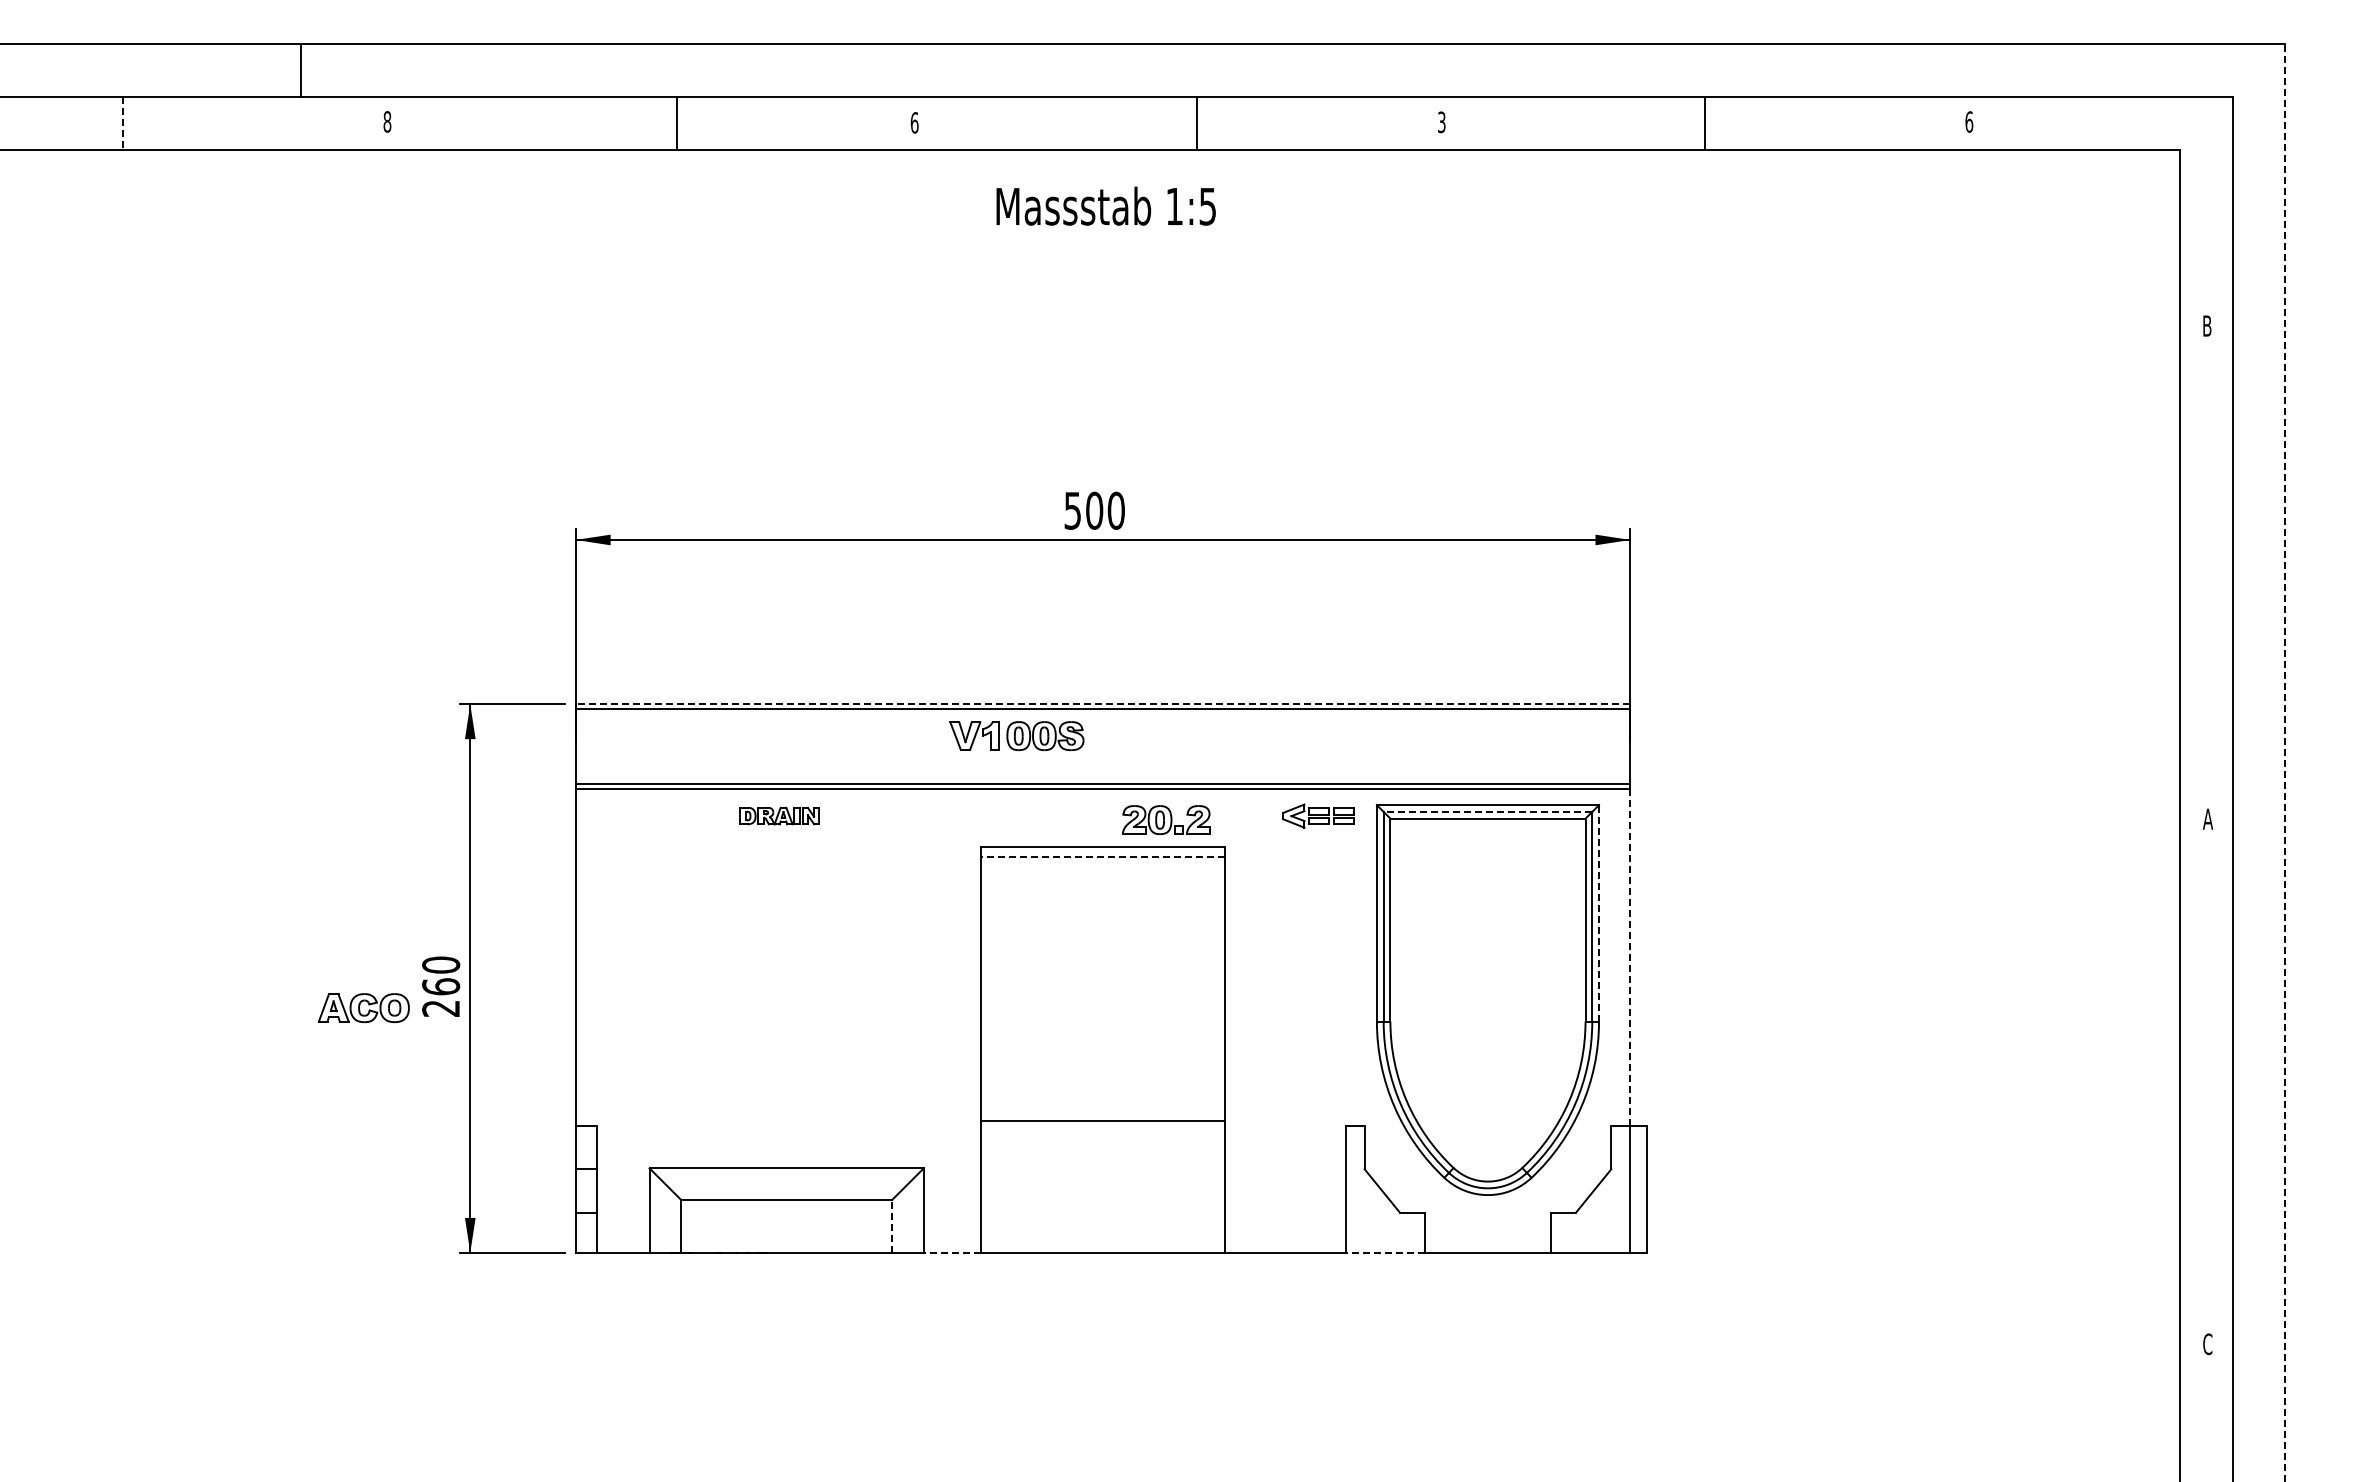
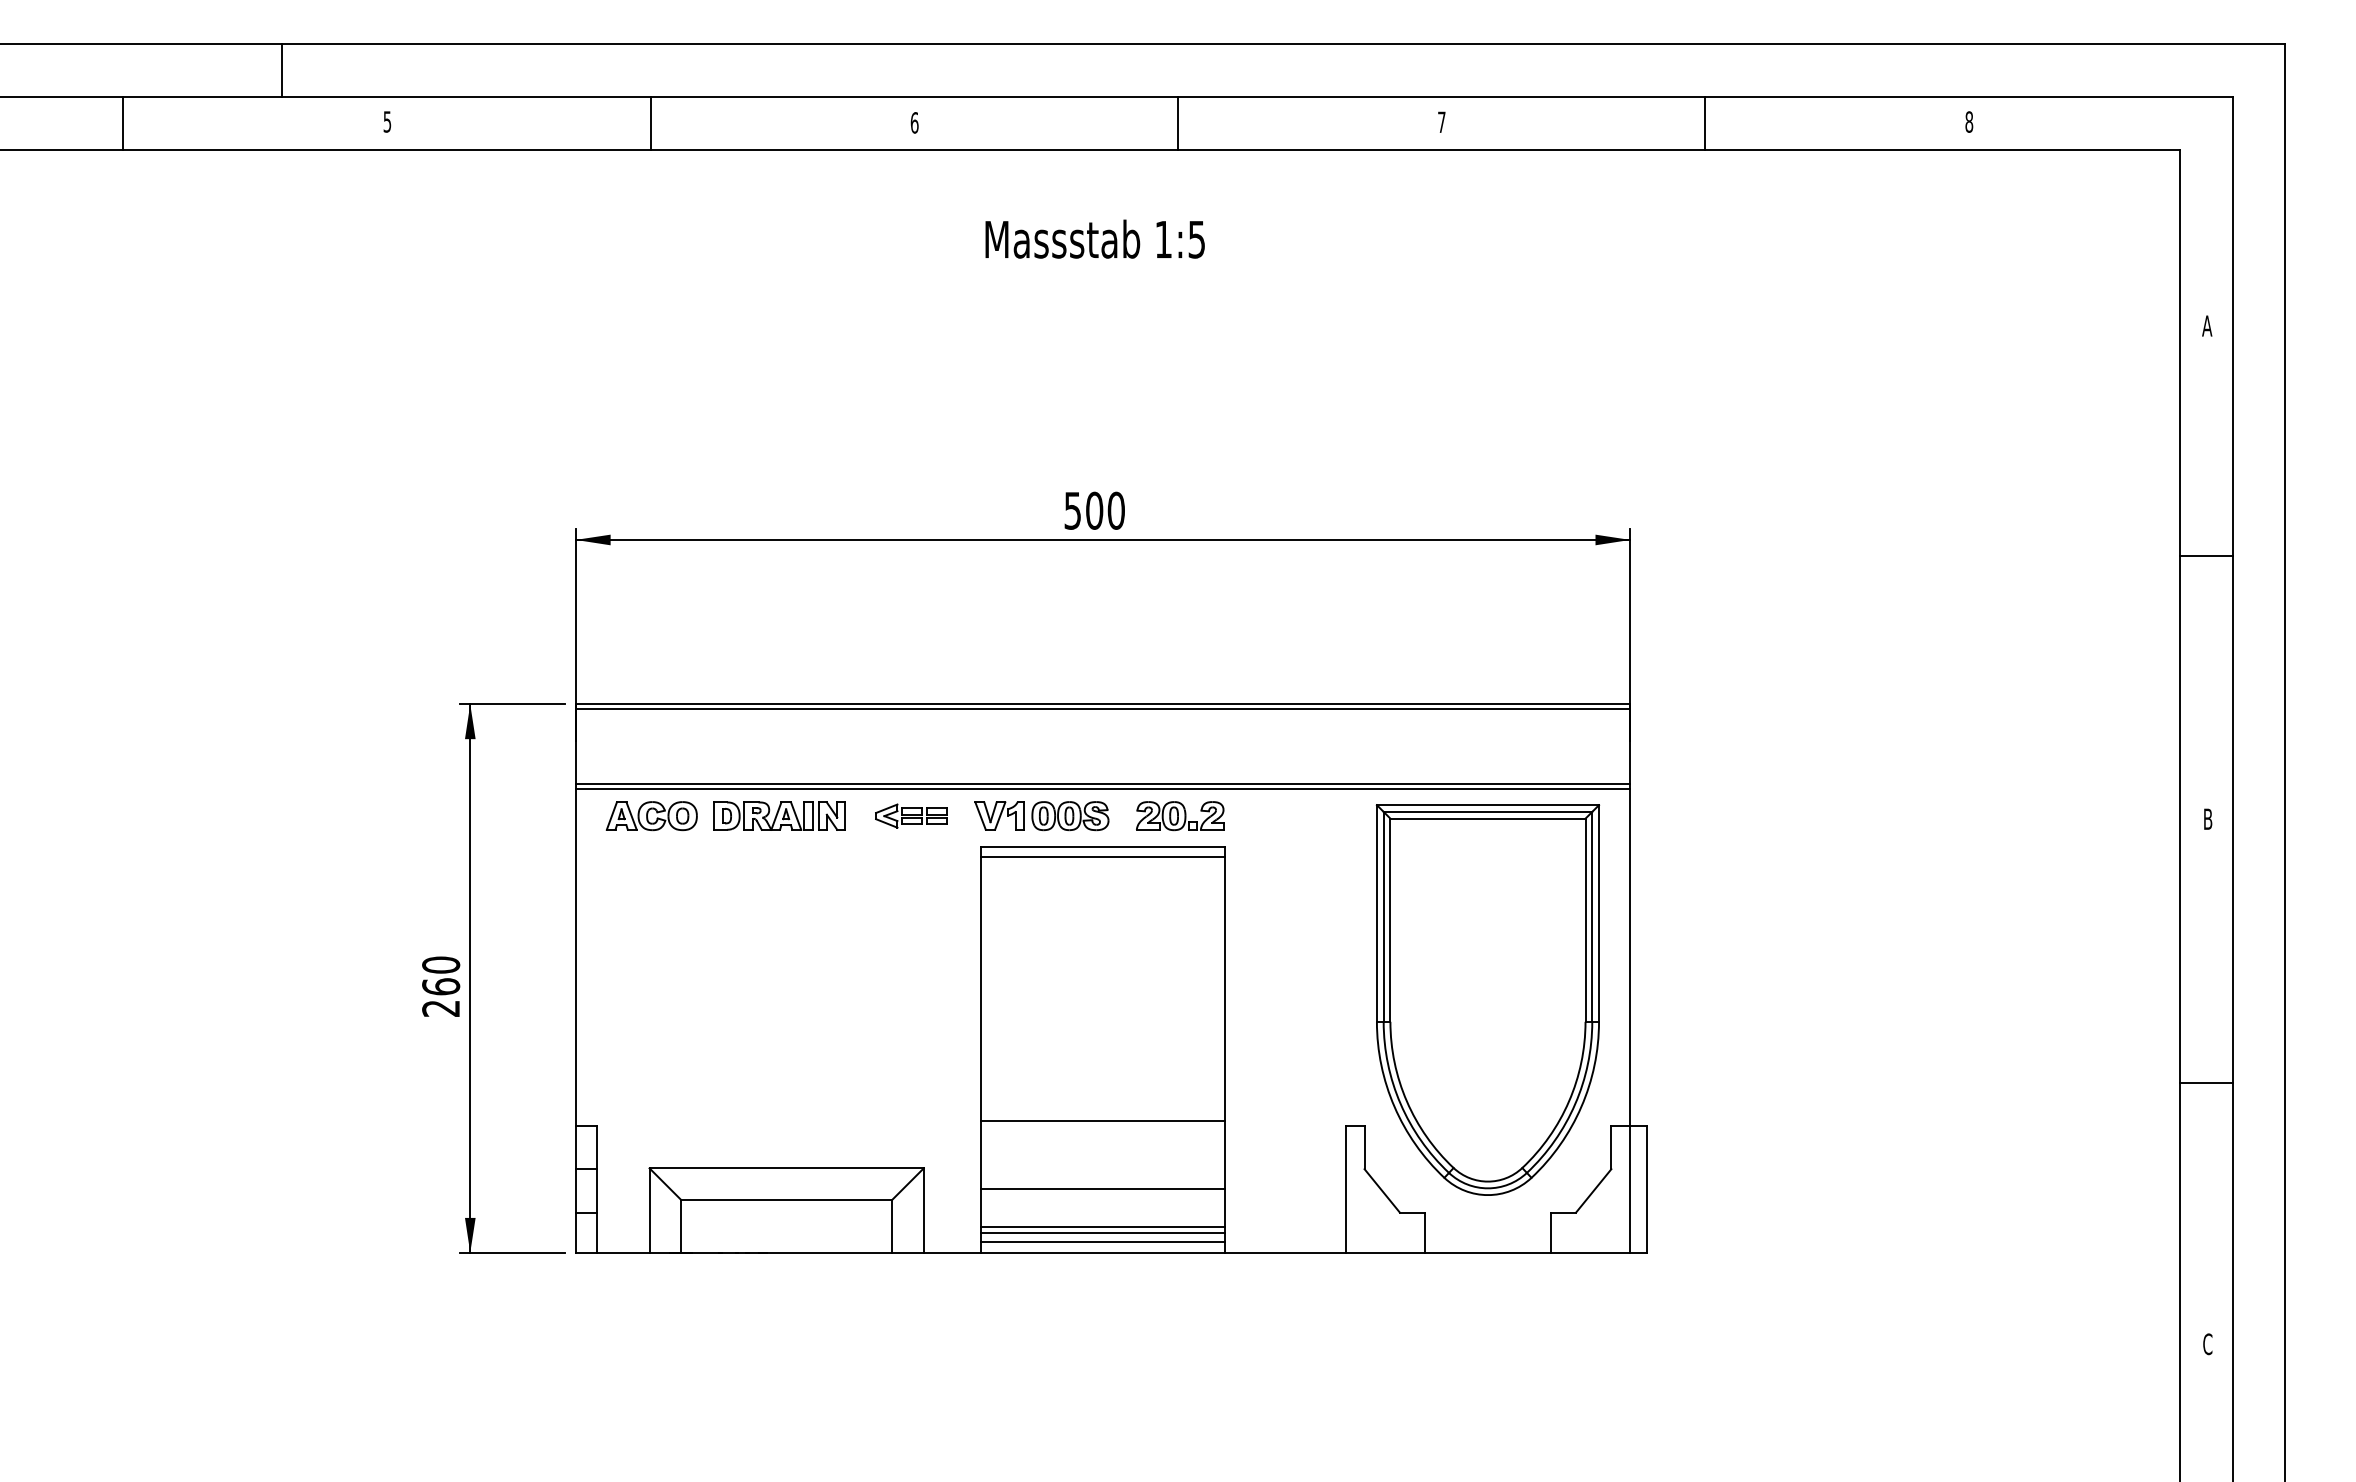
line position: (300, 70) -> (281, 70) (281, 70)
text: 8 -> 5 (387, 121)
text: 6 -> 8 (1969, 121)
text: 3 -> 7 (1441, 122)
line: dashed -> solid (123, 123)
line position: (676, 123) -> (650, 123) (650, 123)
line position: (1197, 123) -> (1178, 123) (1178, 123)
text position: (1105, 205) -> (1094, 238) (1094, 238)
text: B -> A (2207, 325)
line: none -> present (2205, 555)
line: dashed -> solid (1102, 704)
part position: (1016, 736) -> (1041, 816) (1041, 816)
line: dashed -> solid (2285, 763)
line: dashed -> solid (1487, 811)
part size: 81x20 px -> 133x30 px (779, 815)
part position: (1318, 815) -> (911, 815) (911, 815)
text: A -> B (2207, 818)
part position: (1166, 820) -> (1180, 816) (1180, 816)
line: dashed -> solid (1102, 857)
line: dashed -> solid (1599, 912)
line: dashed -> solid (1630, 957)
part position: (363, 1008) -> (651, 816) (651, 816)
line: none -> present (2205, 1083)
line: none -> present (1102, 1189)
line: dashed -> solid (892, 1225)
line: none -> present (1102, 1227)
line: none -> present (1102, 1233)
line: none -> present (1102, 1242)
line: dashed -> solid (951, 1252)
line: dashed -> solid (1385, 1252)
